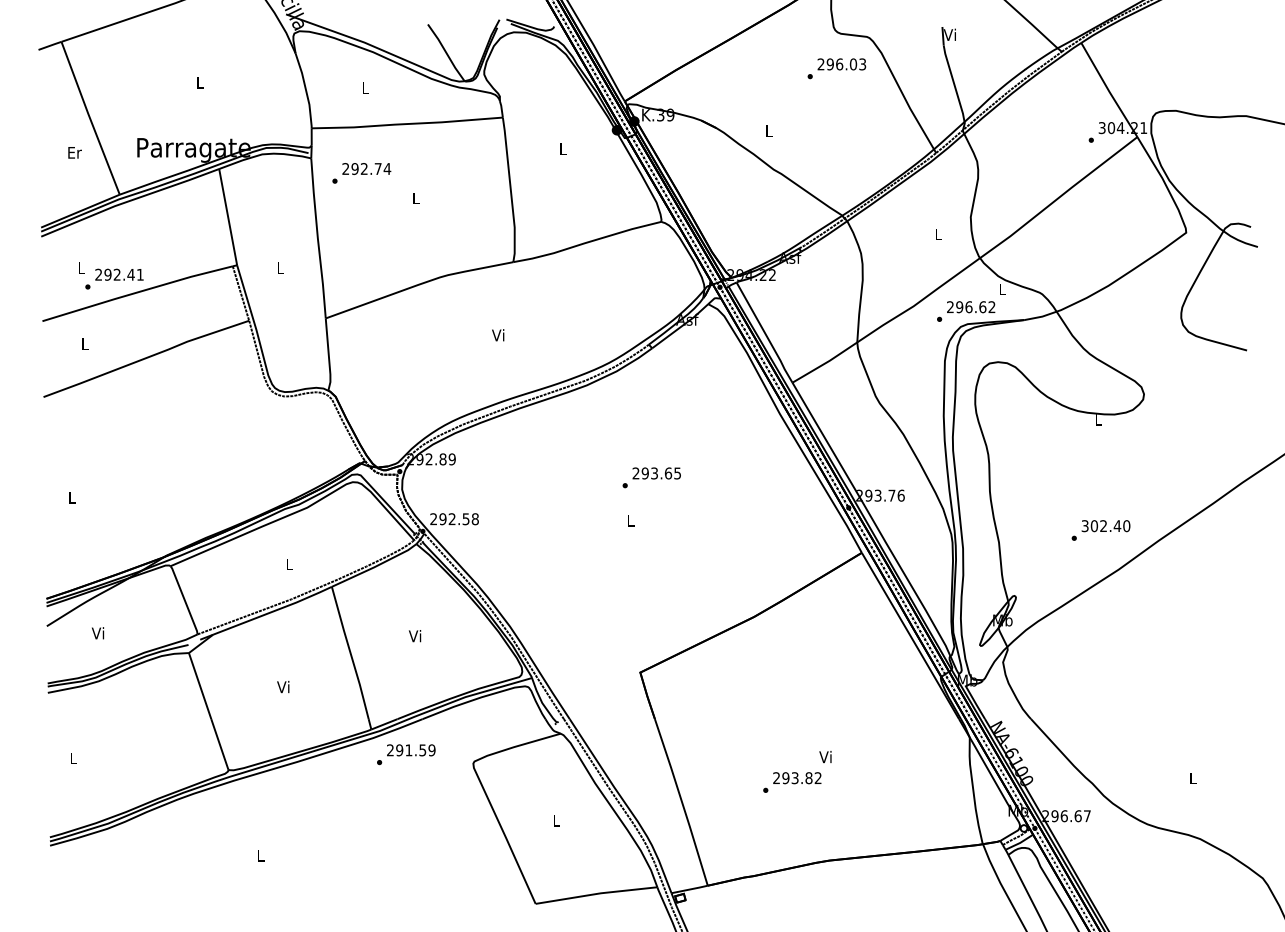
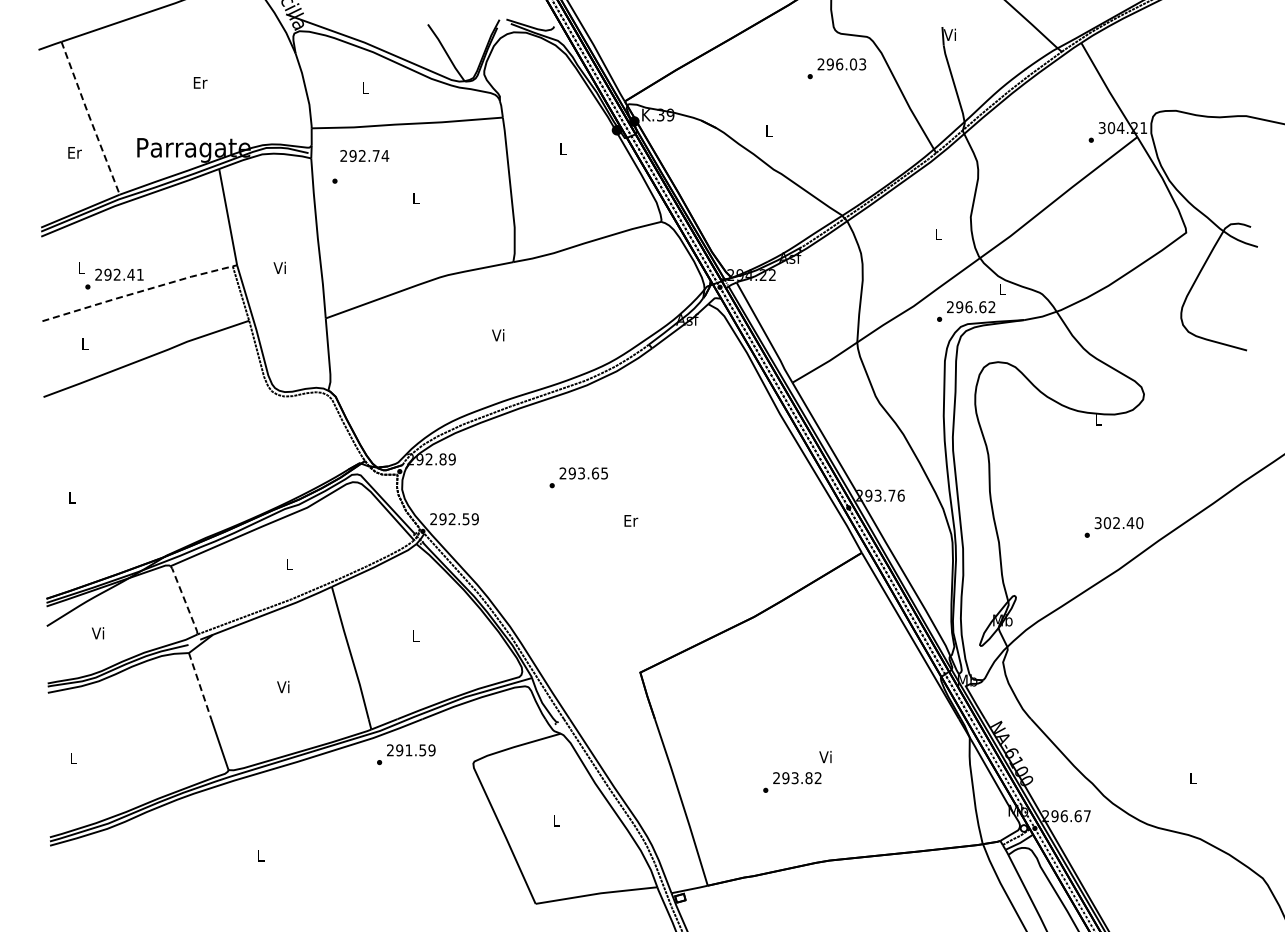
text: L -> Er (200, 82)
line: solid -> dashed (90, 118)
text position: (366, 168) -> (364, 155) (364, 155)
text: L -> Vi (279, 267)
line: solid -> dashed (137, 292)
text position: (651, 477) -> (578, 477) (578, 477)
text: 292.58 -> 292.59 (474, 519)
text: L -> Er (631, 520)
text position: (1100, 530) -> (1113, 527) (1113, 527)
line: solid -> dashed (184, 600)
text: Vi -> L (414, 636)
line: solid -> dashed (200, 686)
